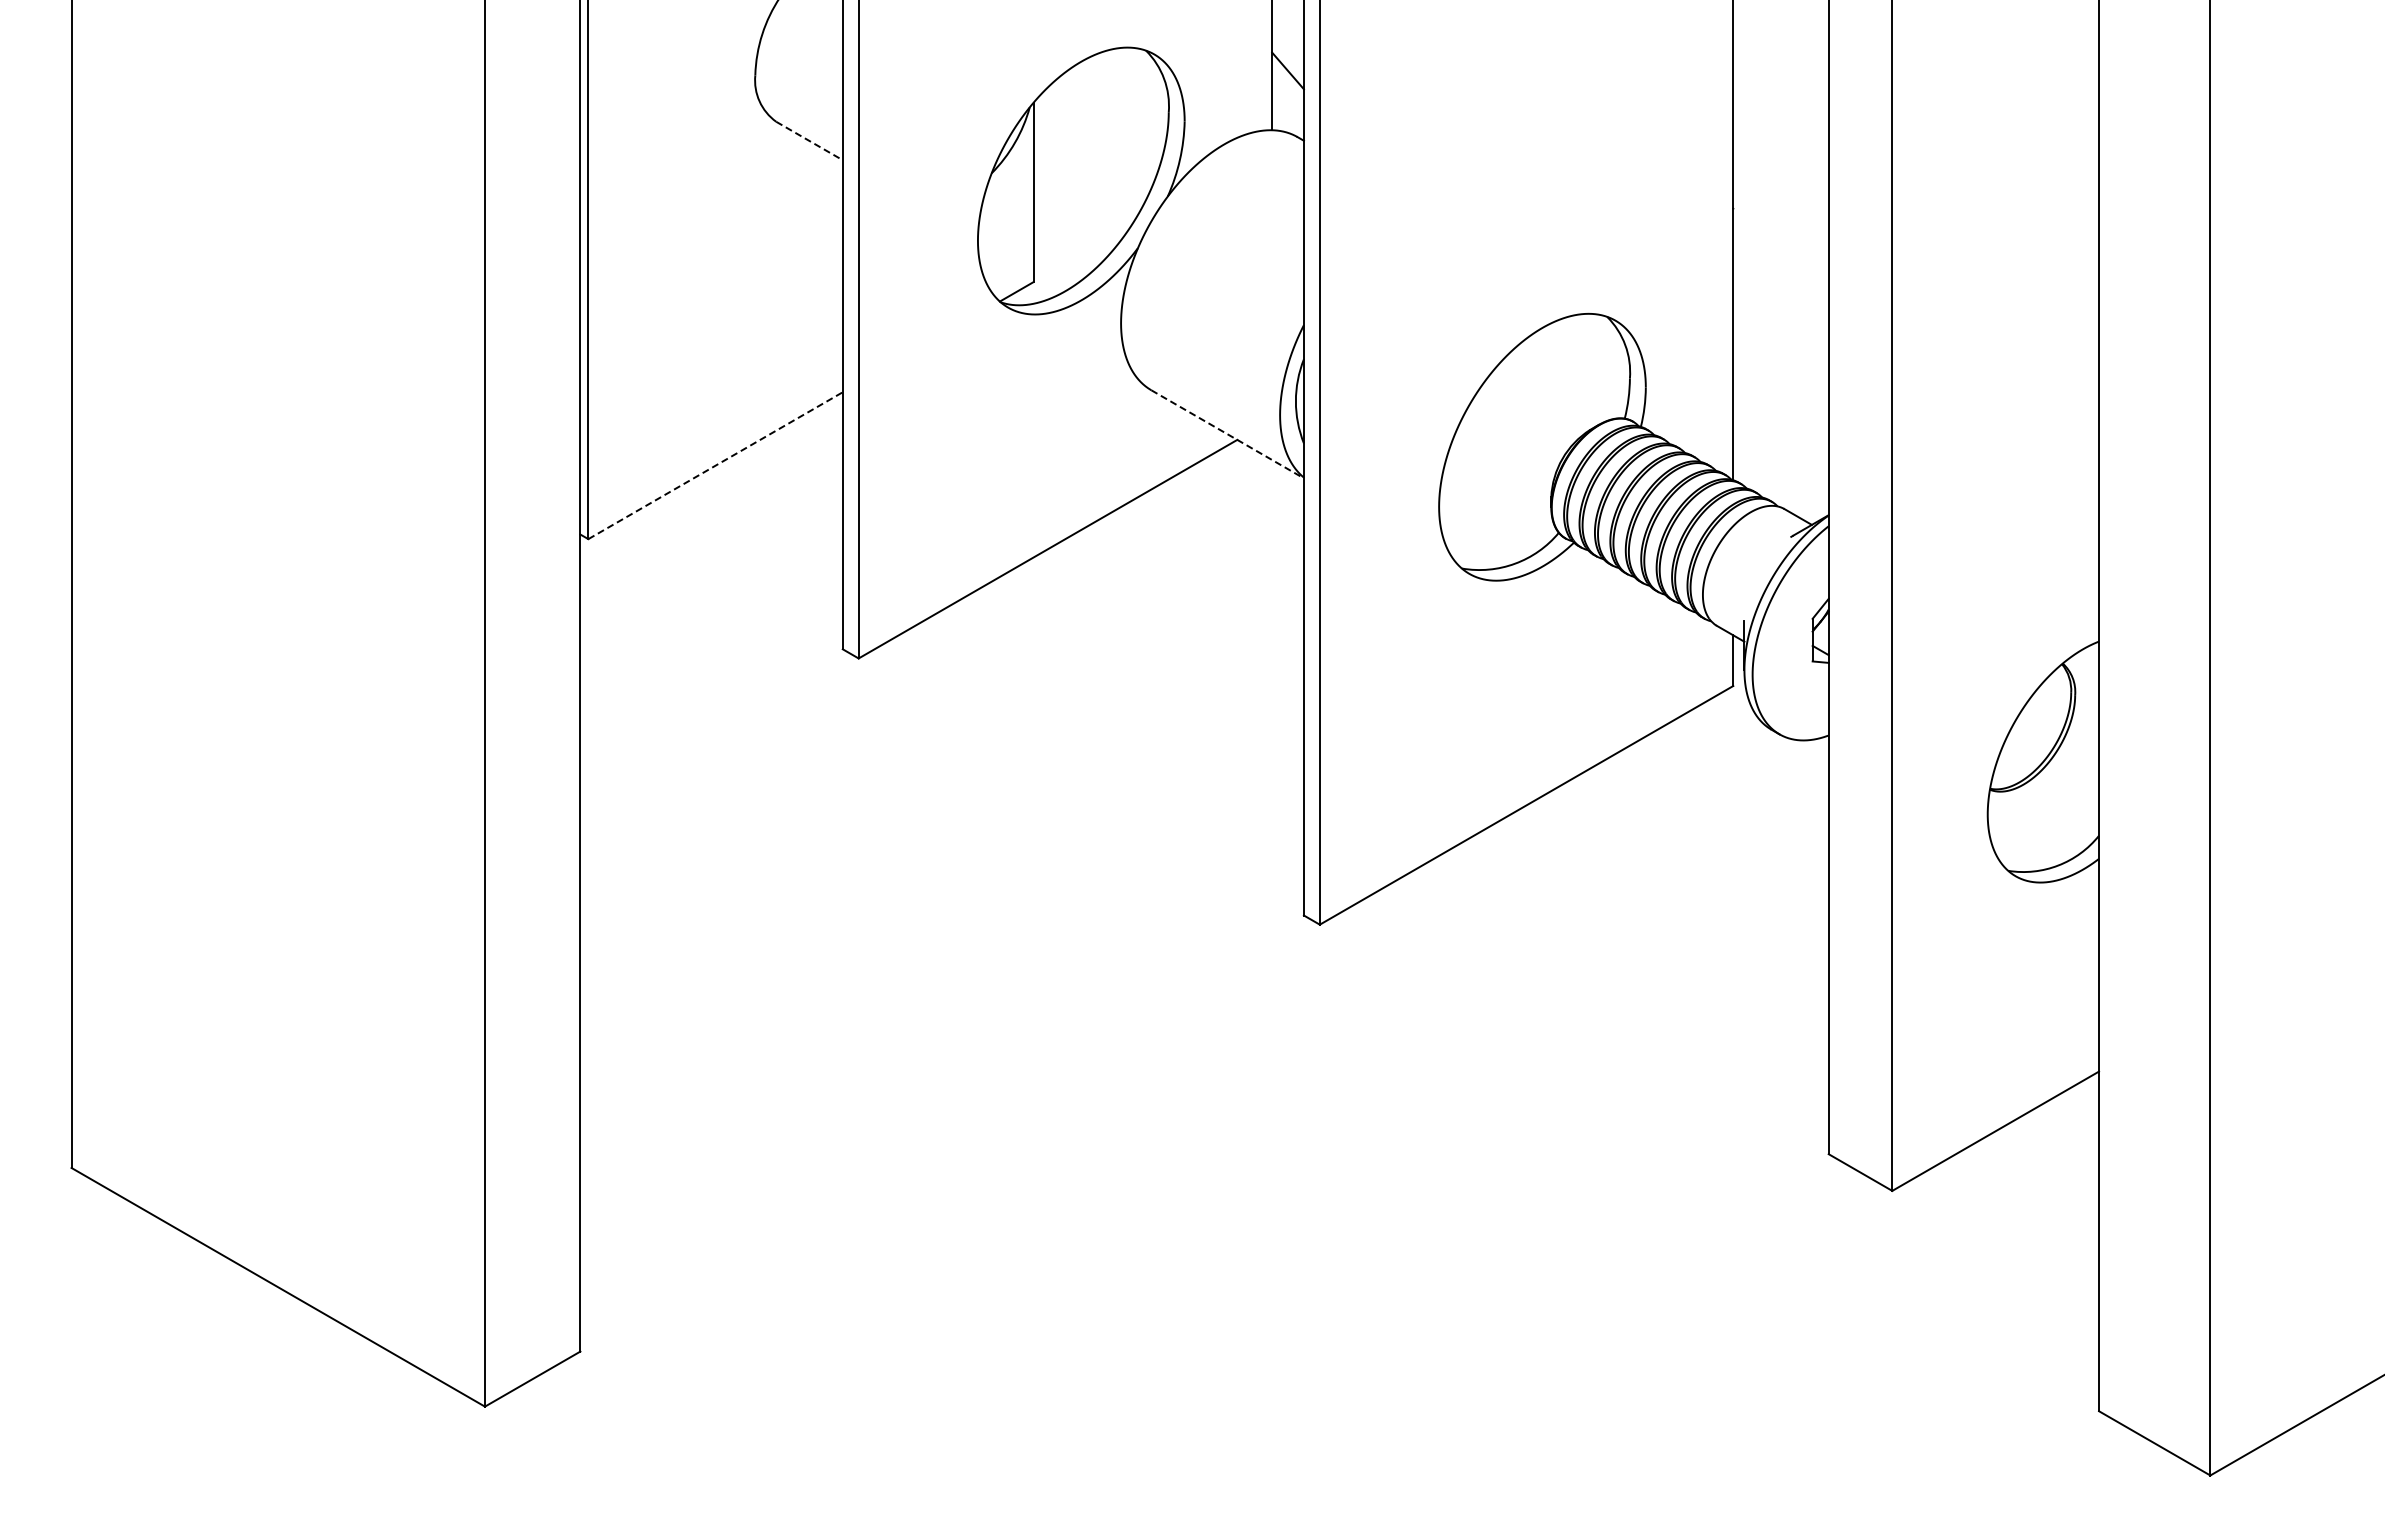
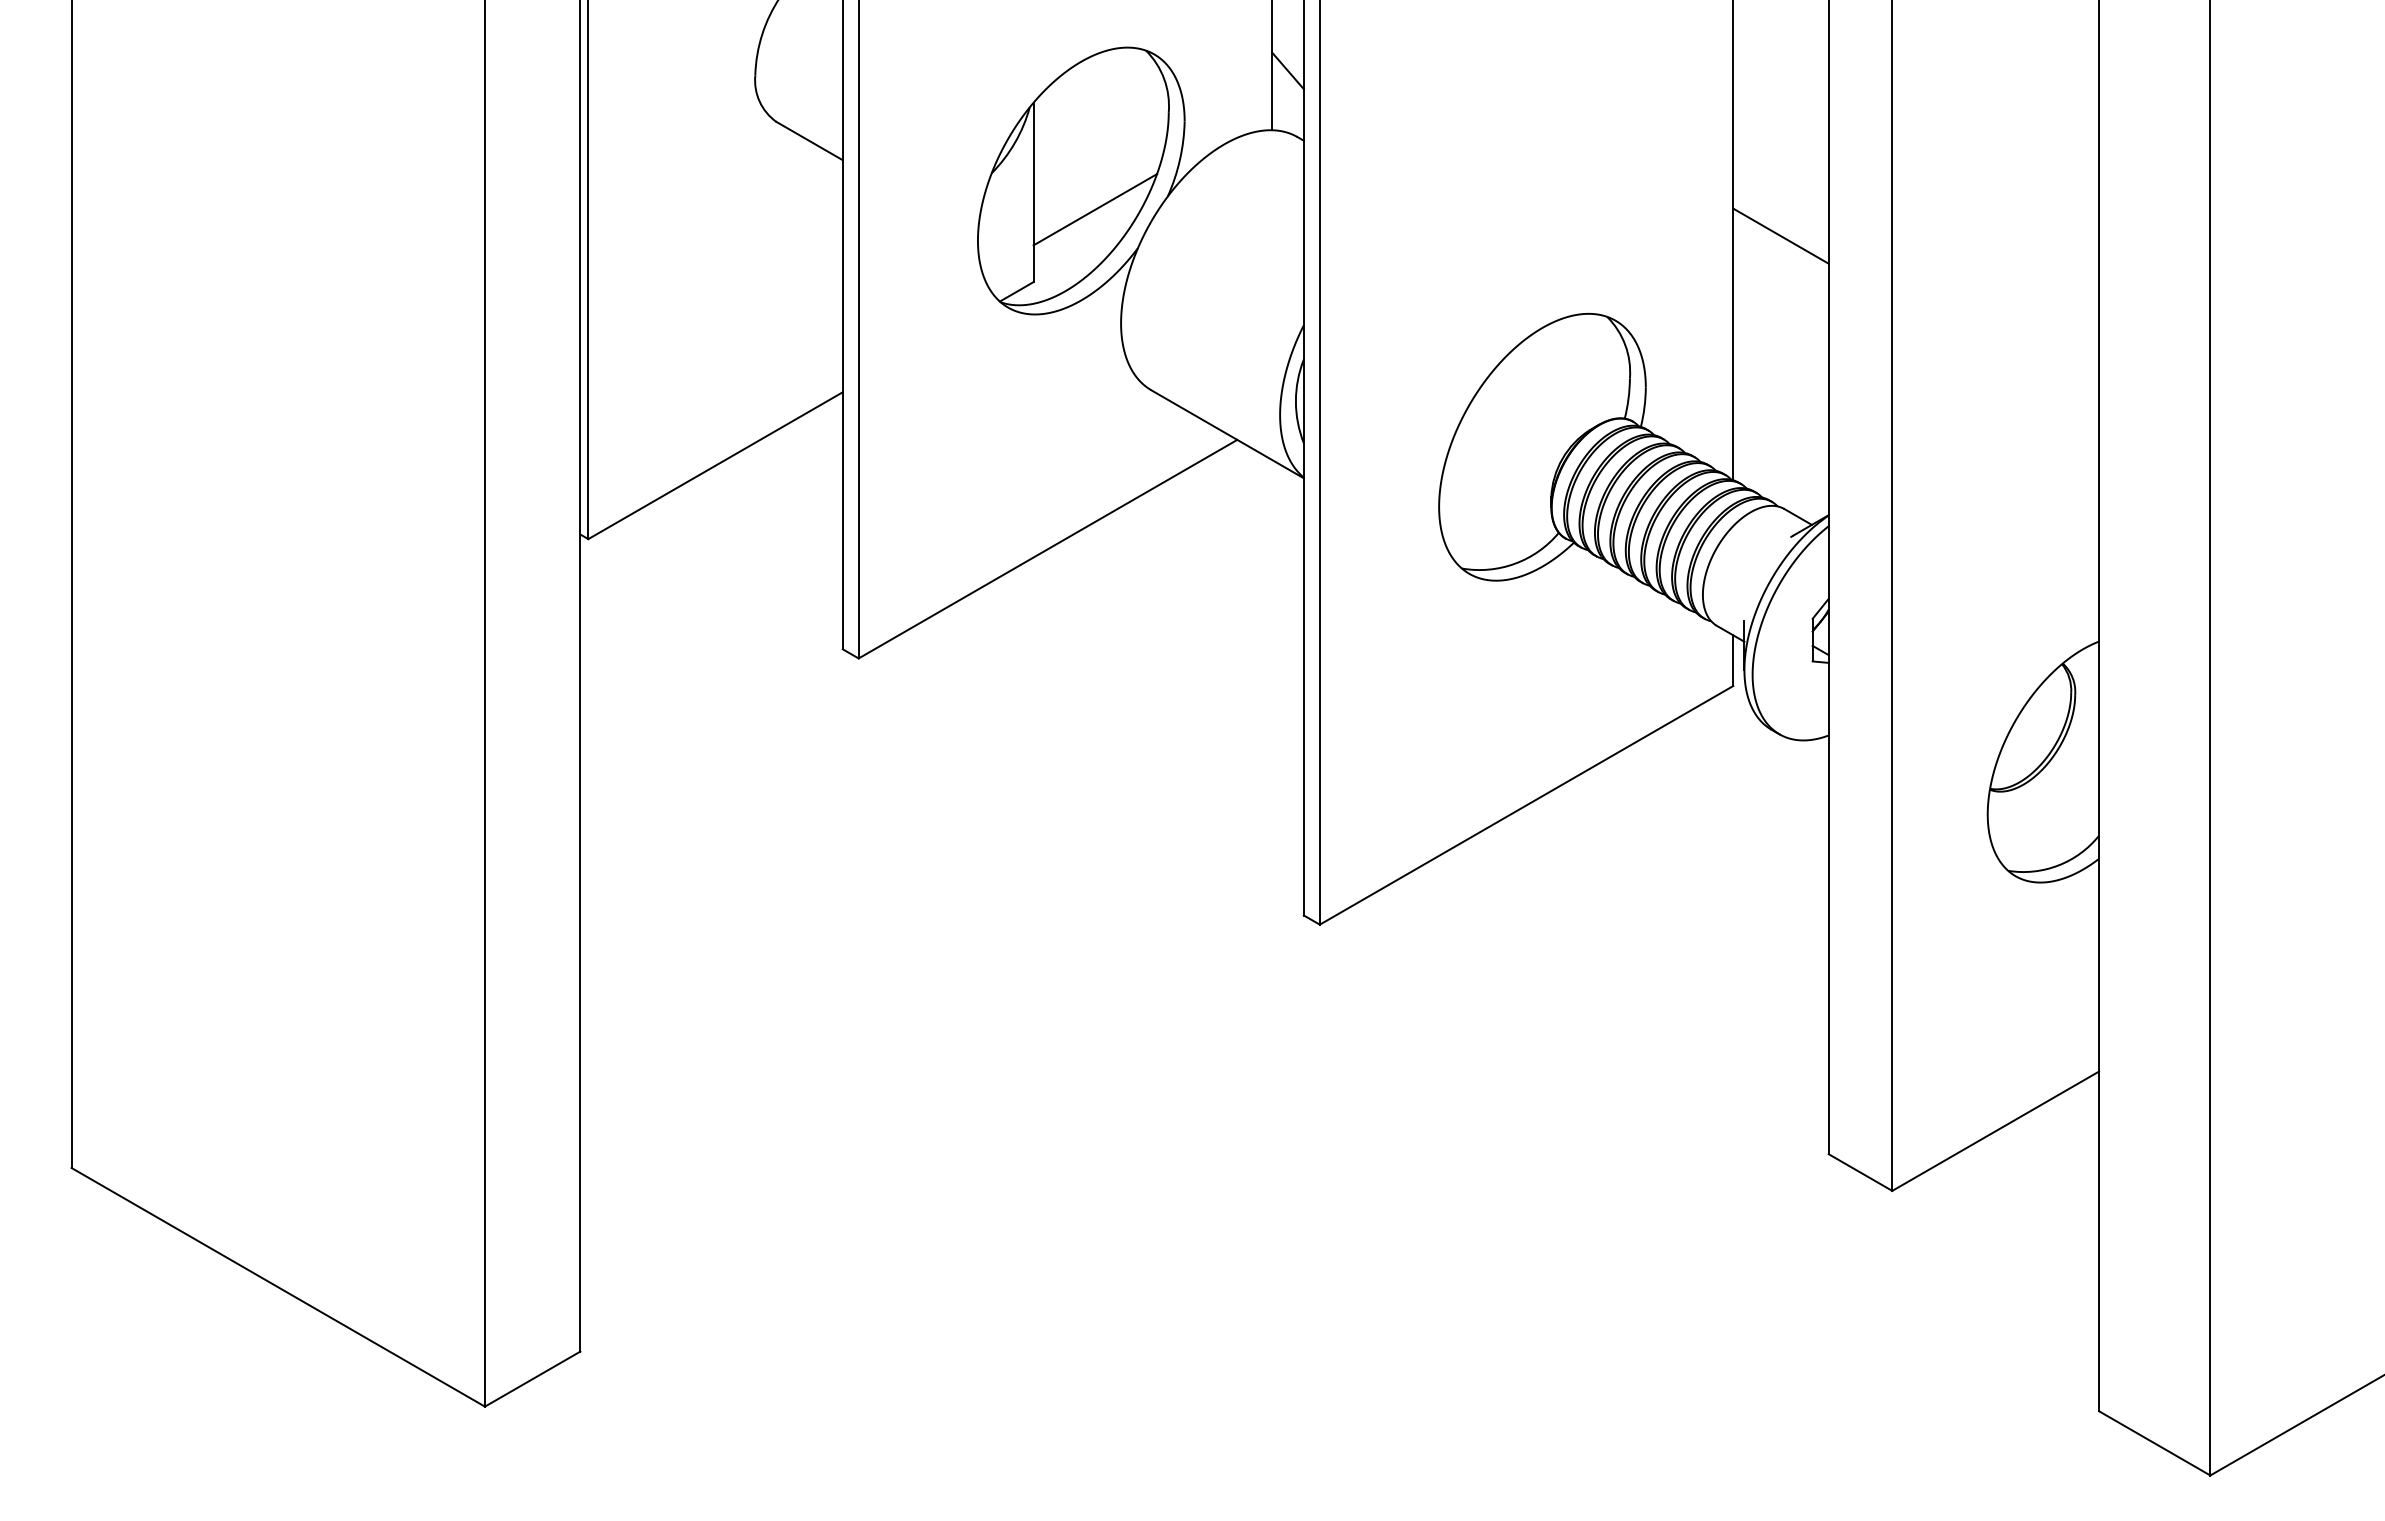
line: dashed -> solid (809, 141)
line: none -> present (1095, 209)
line: none -> present (1780, 235)
line: dashed -> solid (1228, 434)
line: dashed -> solid (715, 465)
